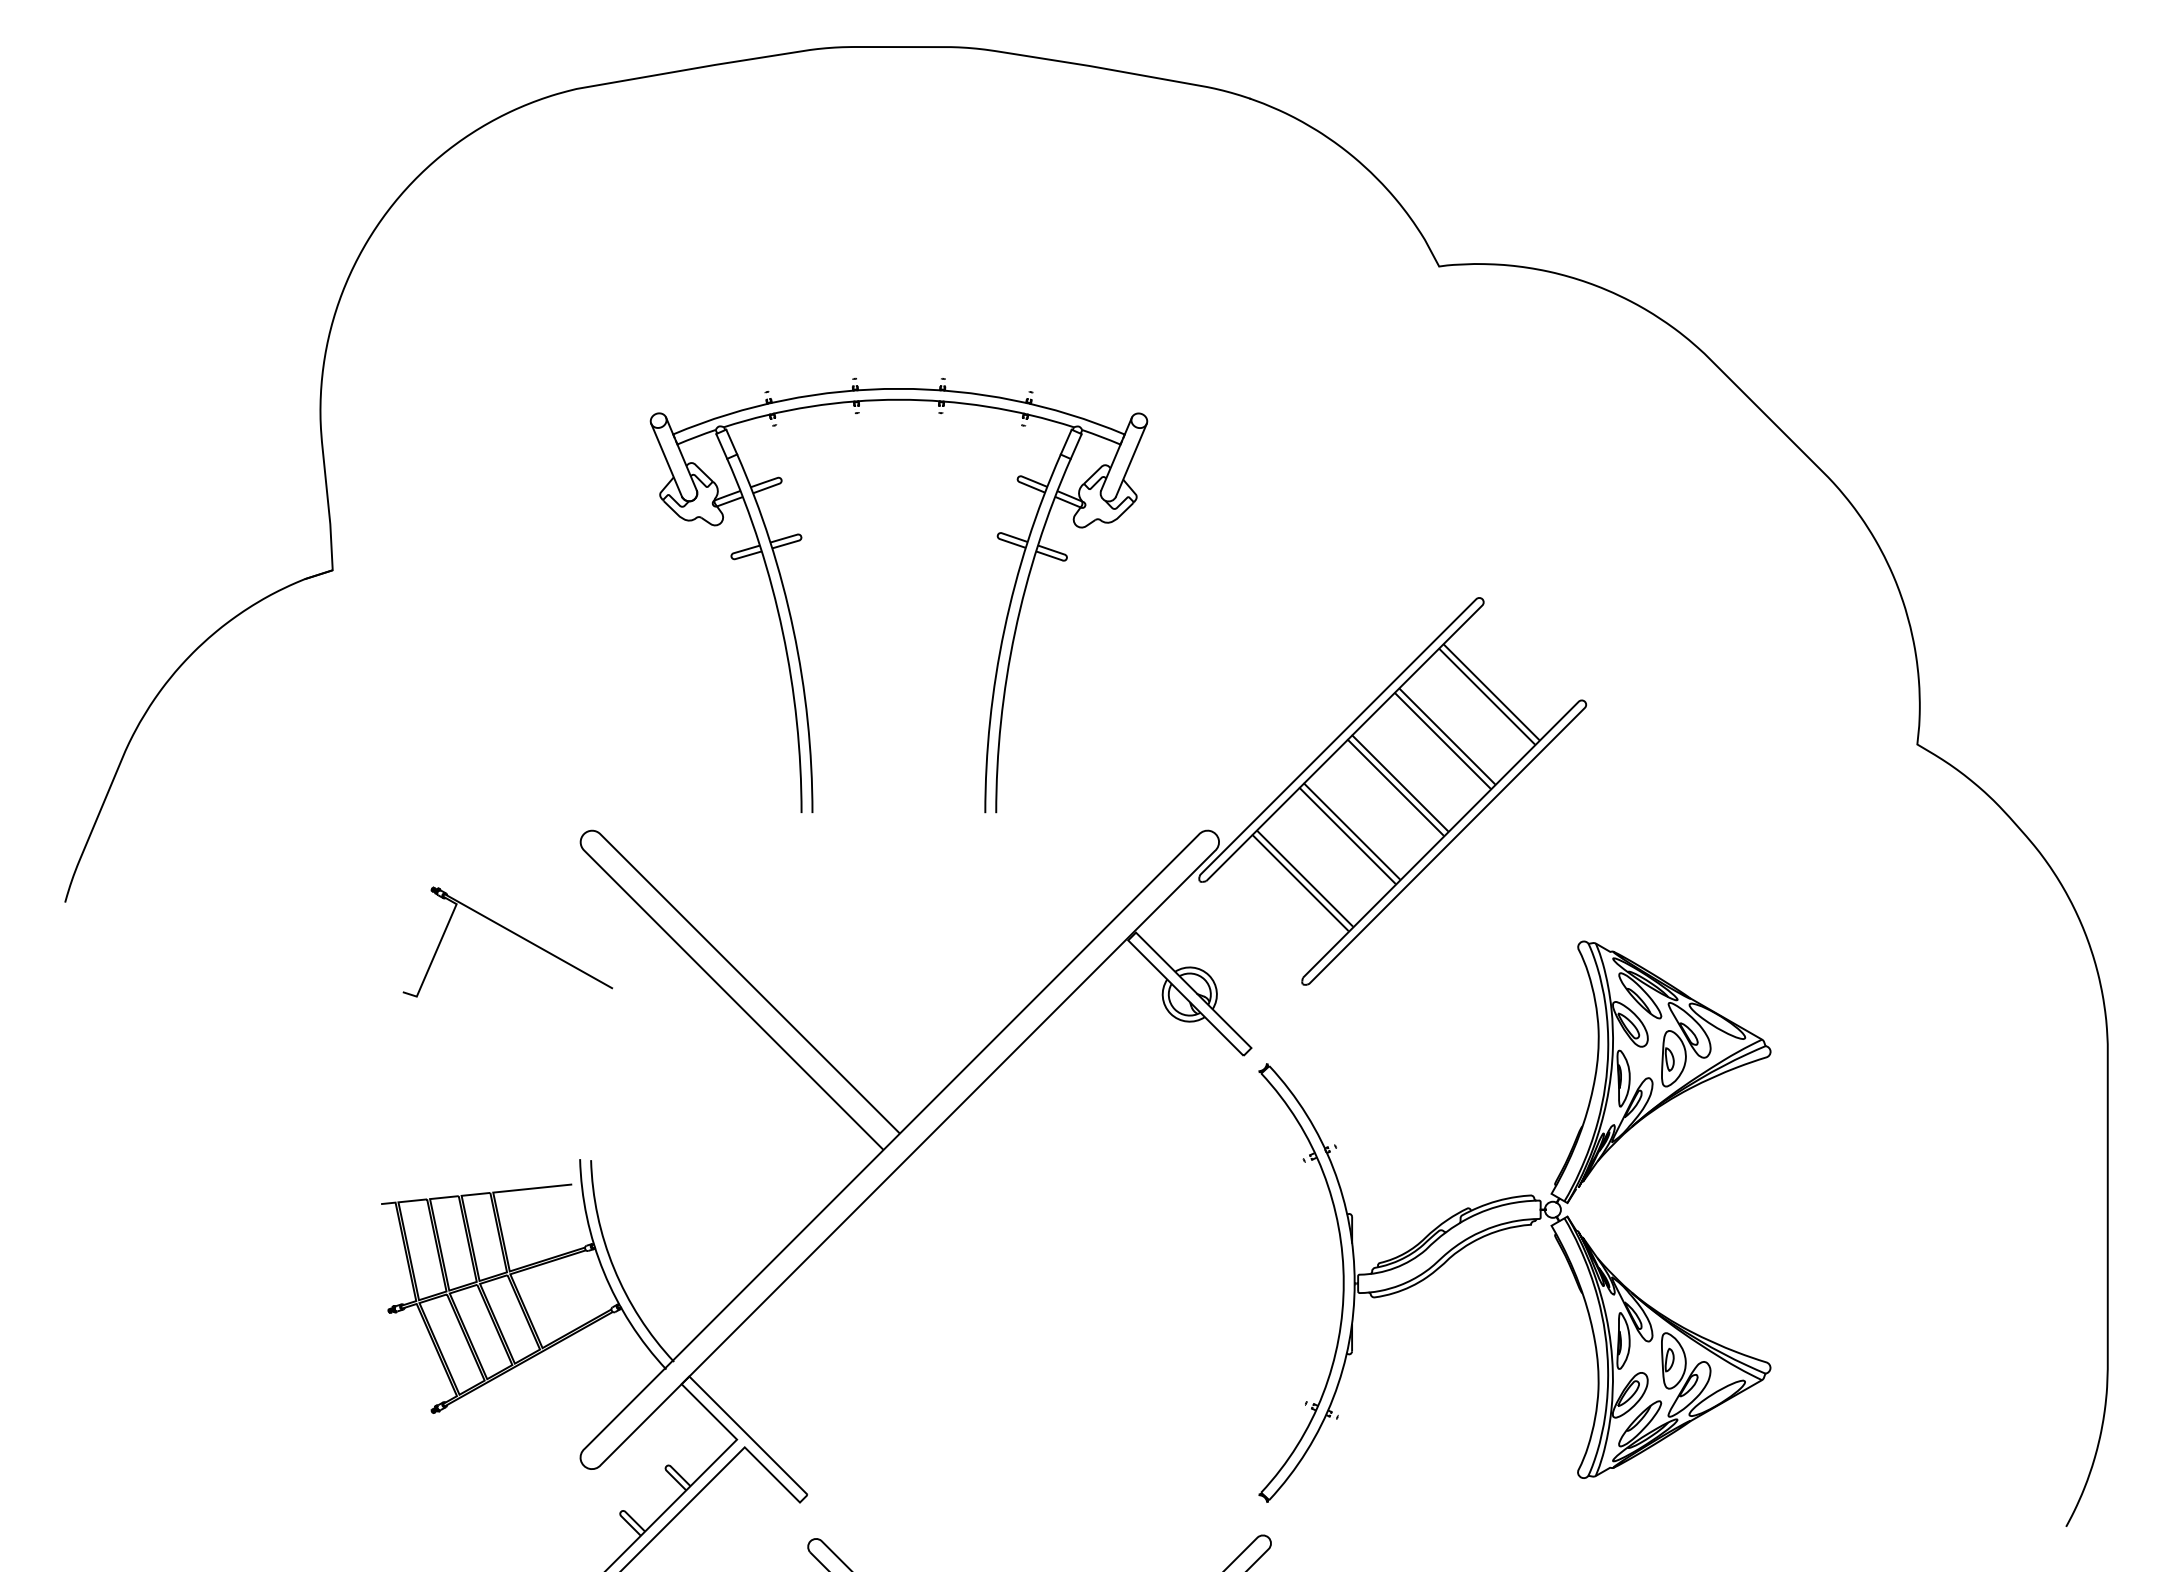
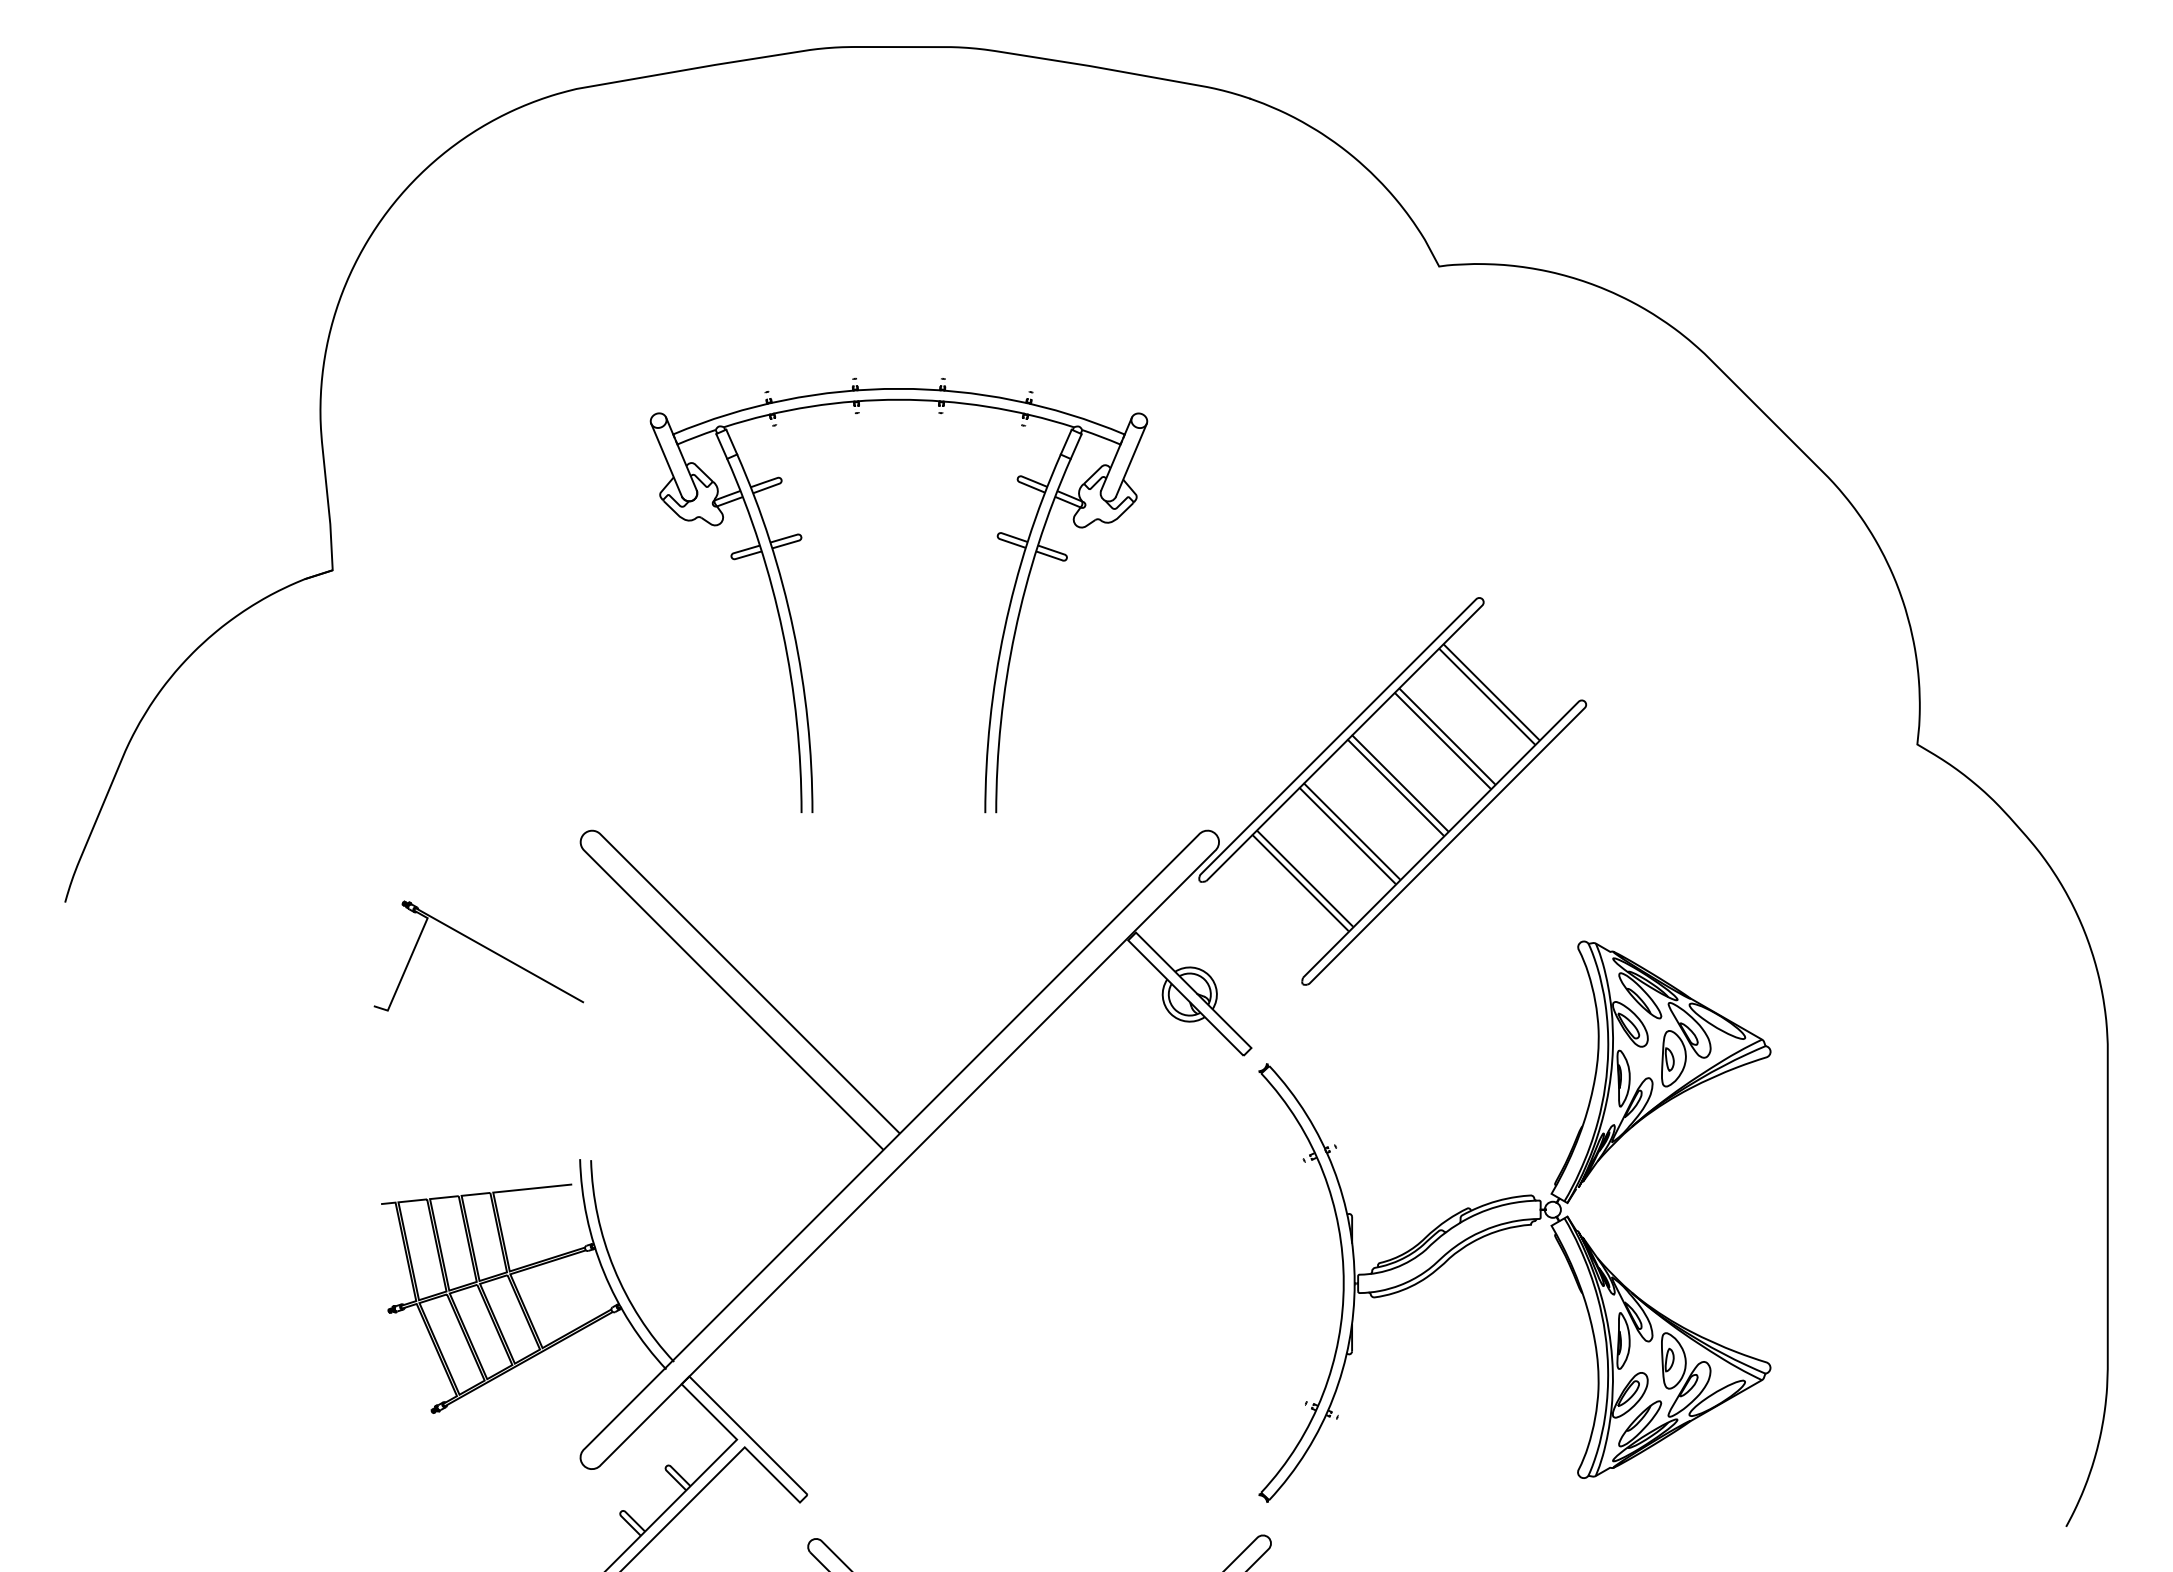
part position: (512, 933) -> (483, 947) (483, 947)
